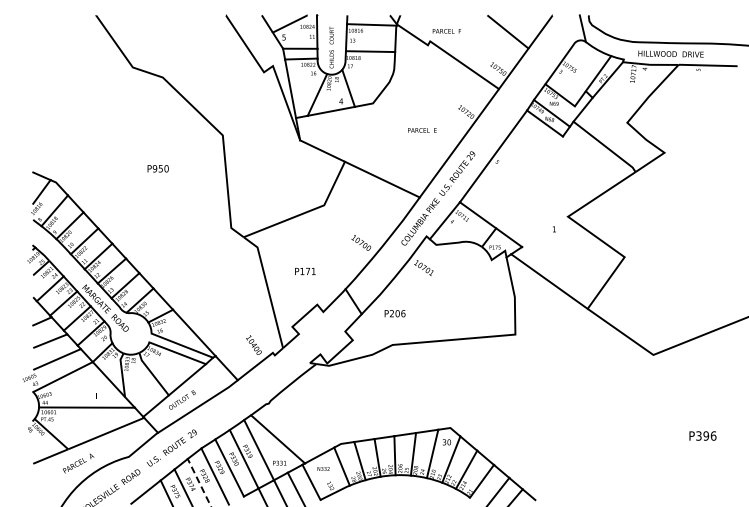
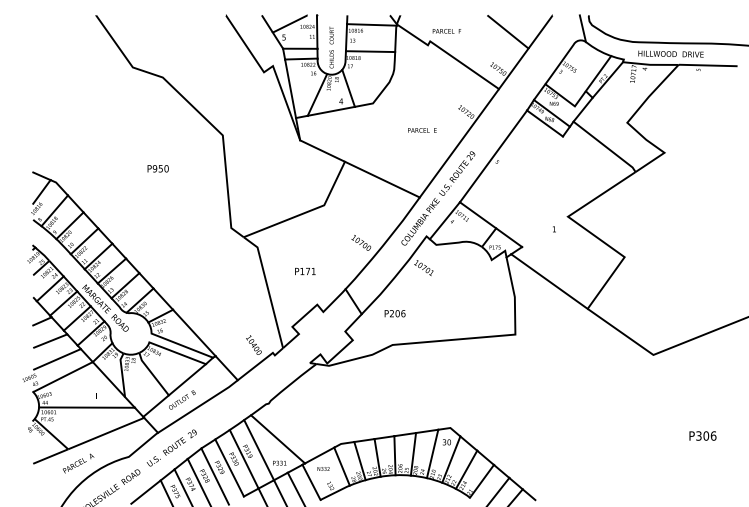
text: P396 -> P306 (705, 435)
line: dashed -> solid (199, 482)
